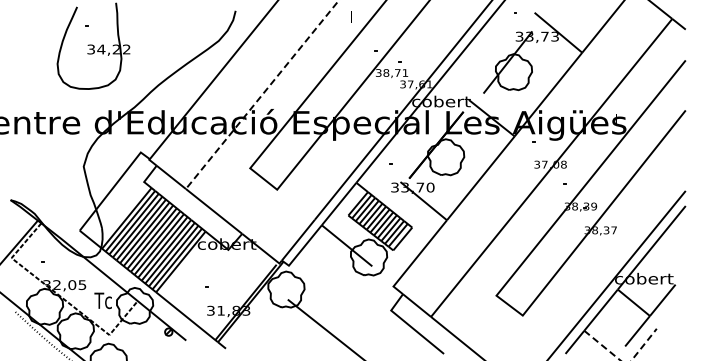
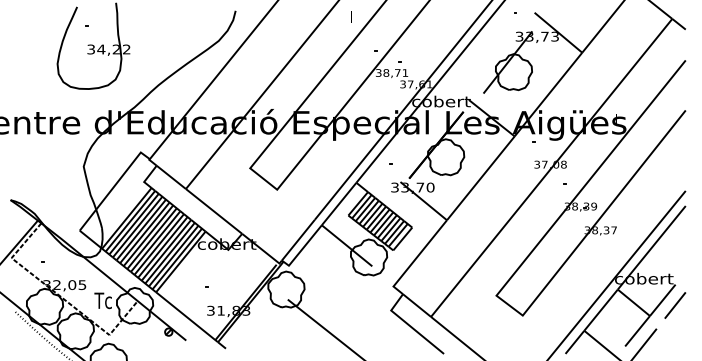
line: dashed -> solid (262, 94)
line: none -> present (675, 305)
line: dashed -> solid (618, 359)
